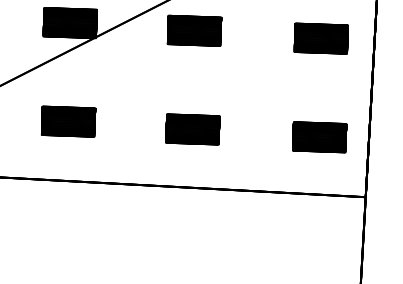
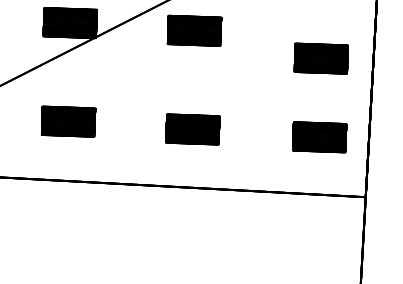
part position: (320, 38) -> (320, 58) (320, 58)
